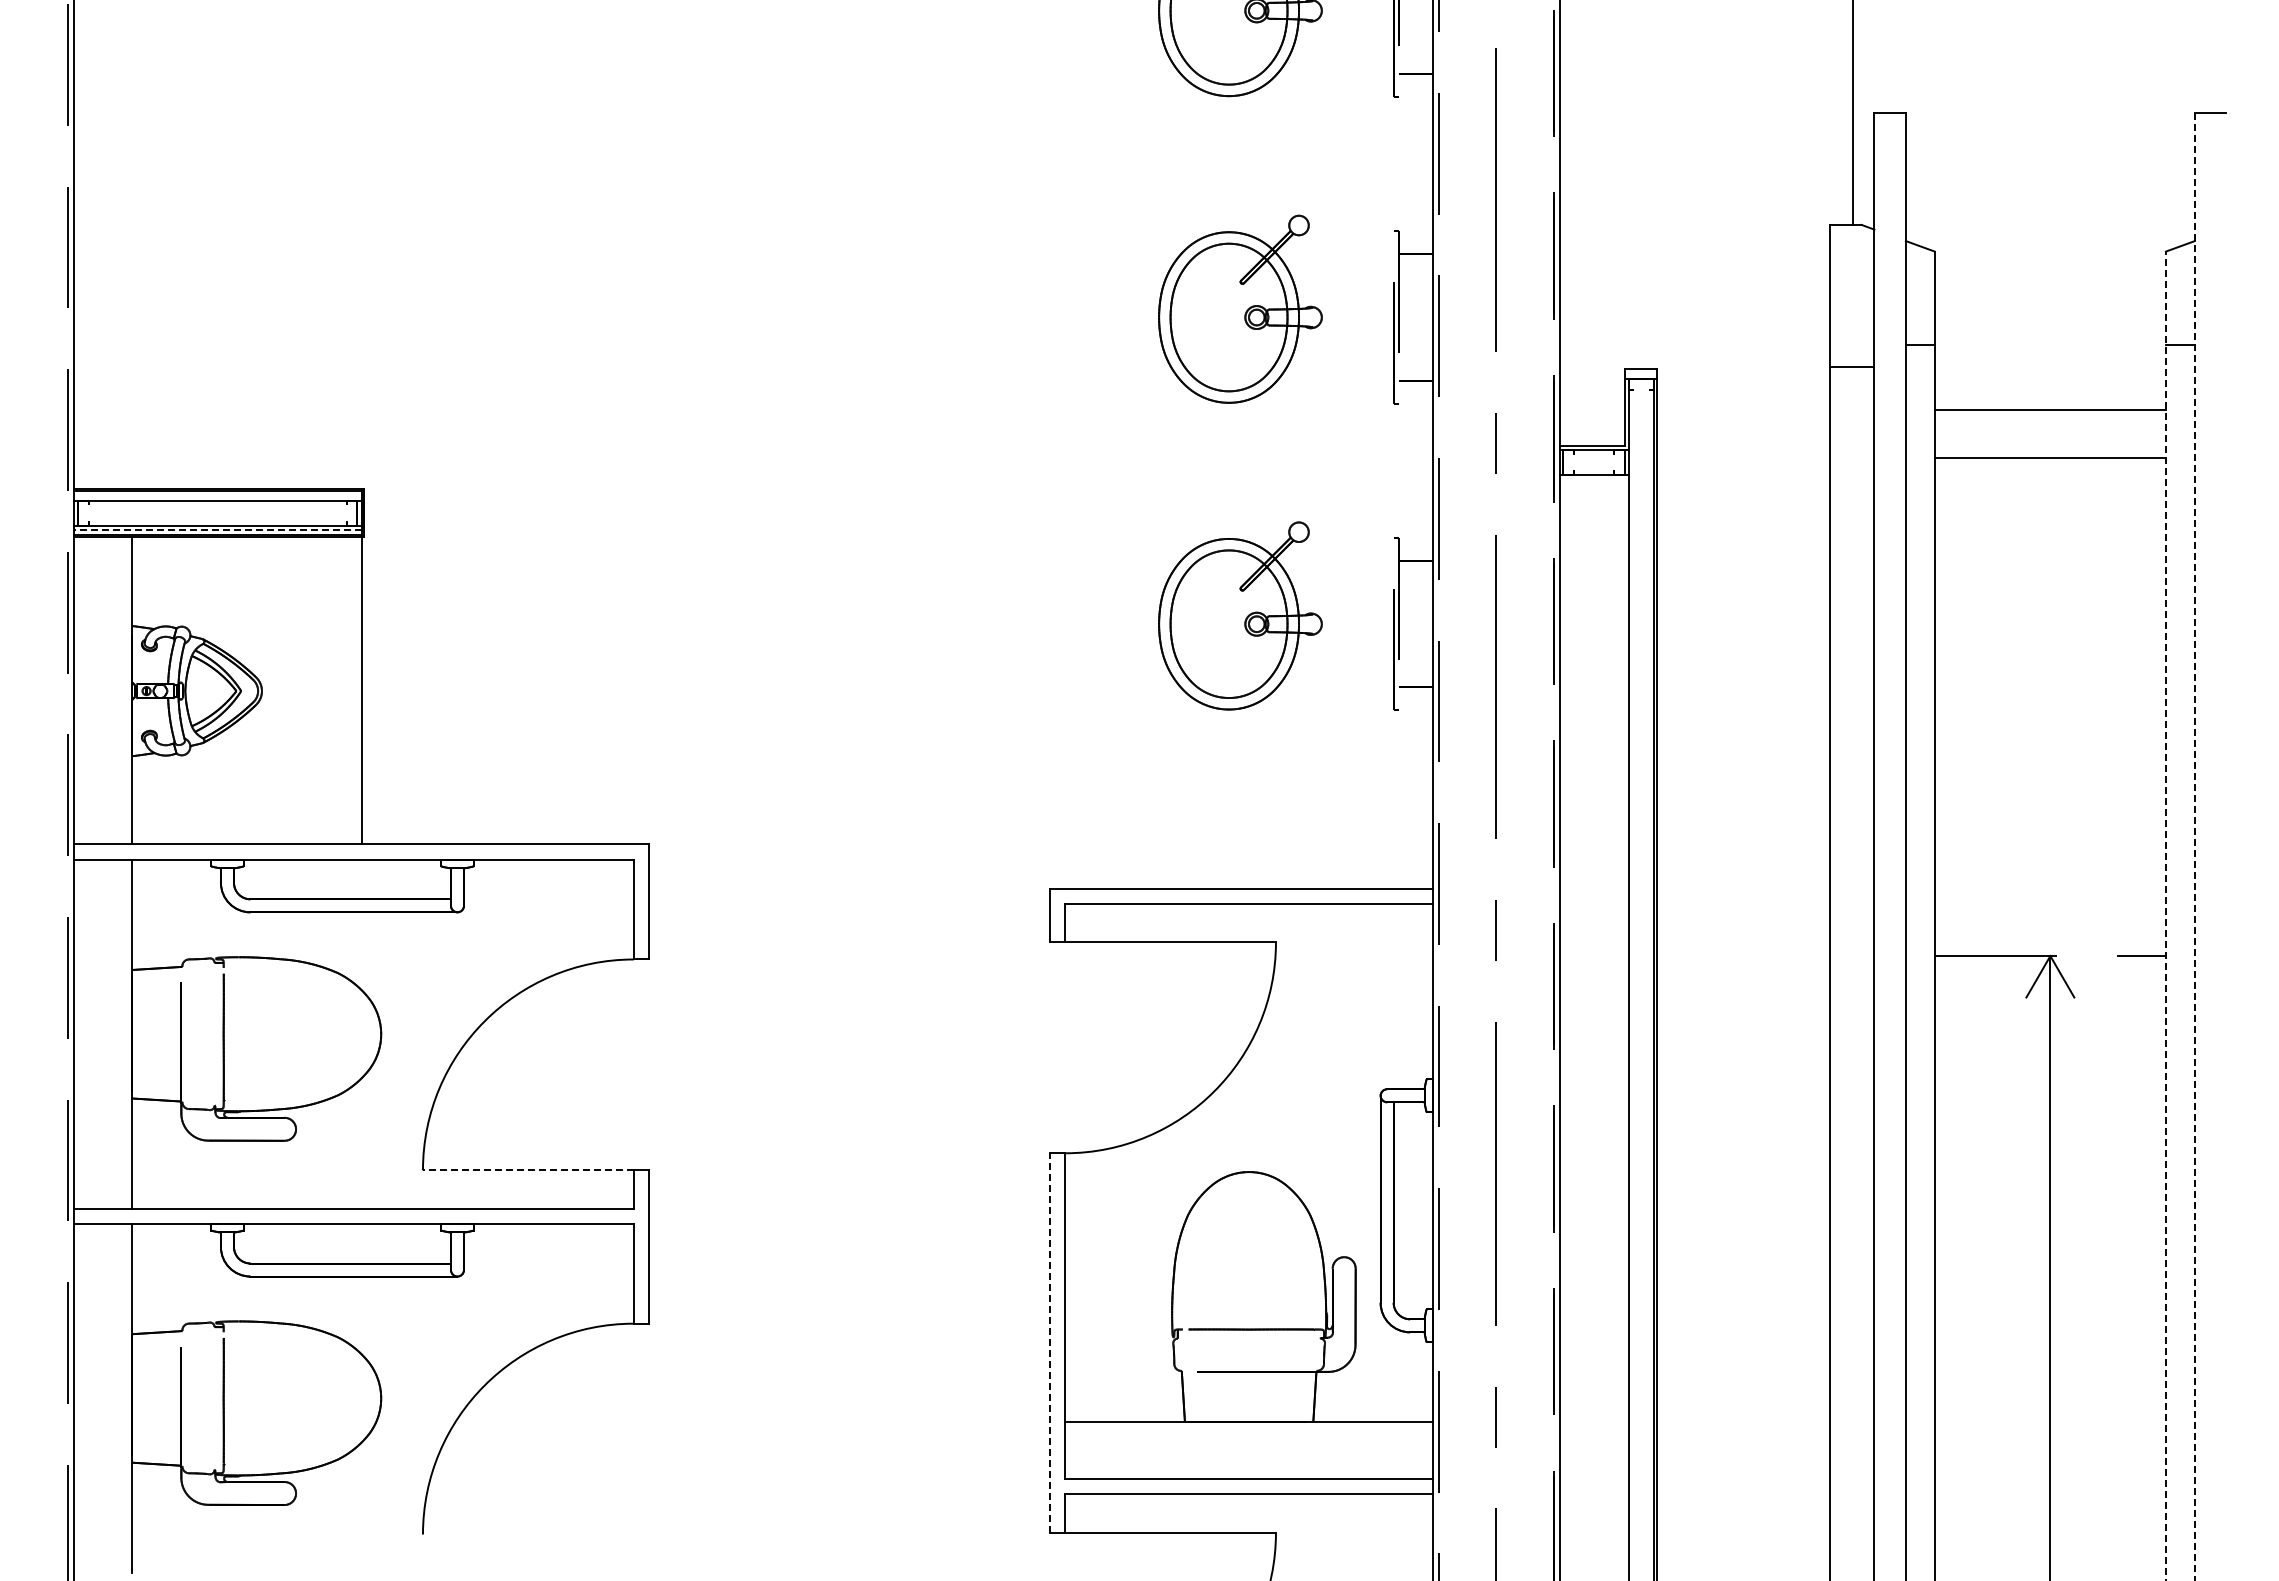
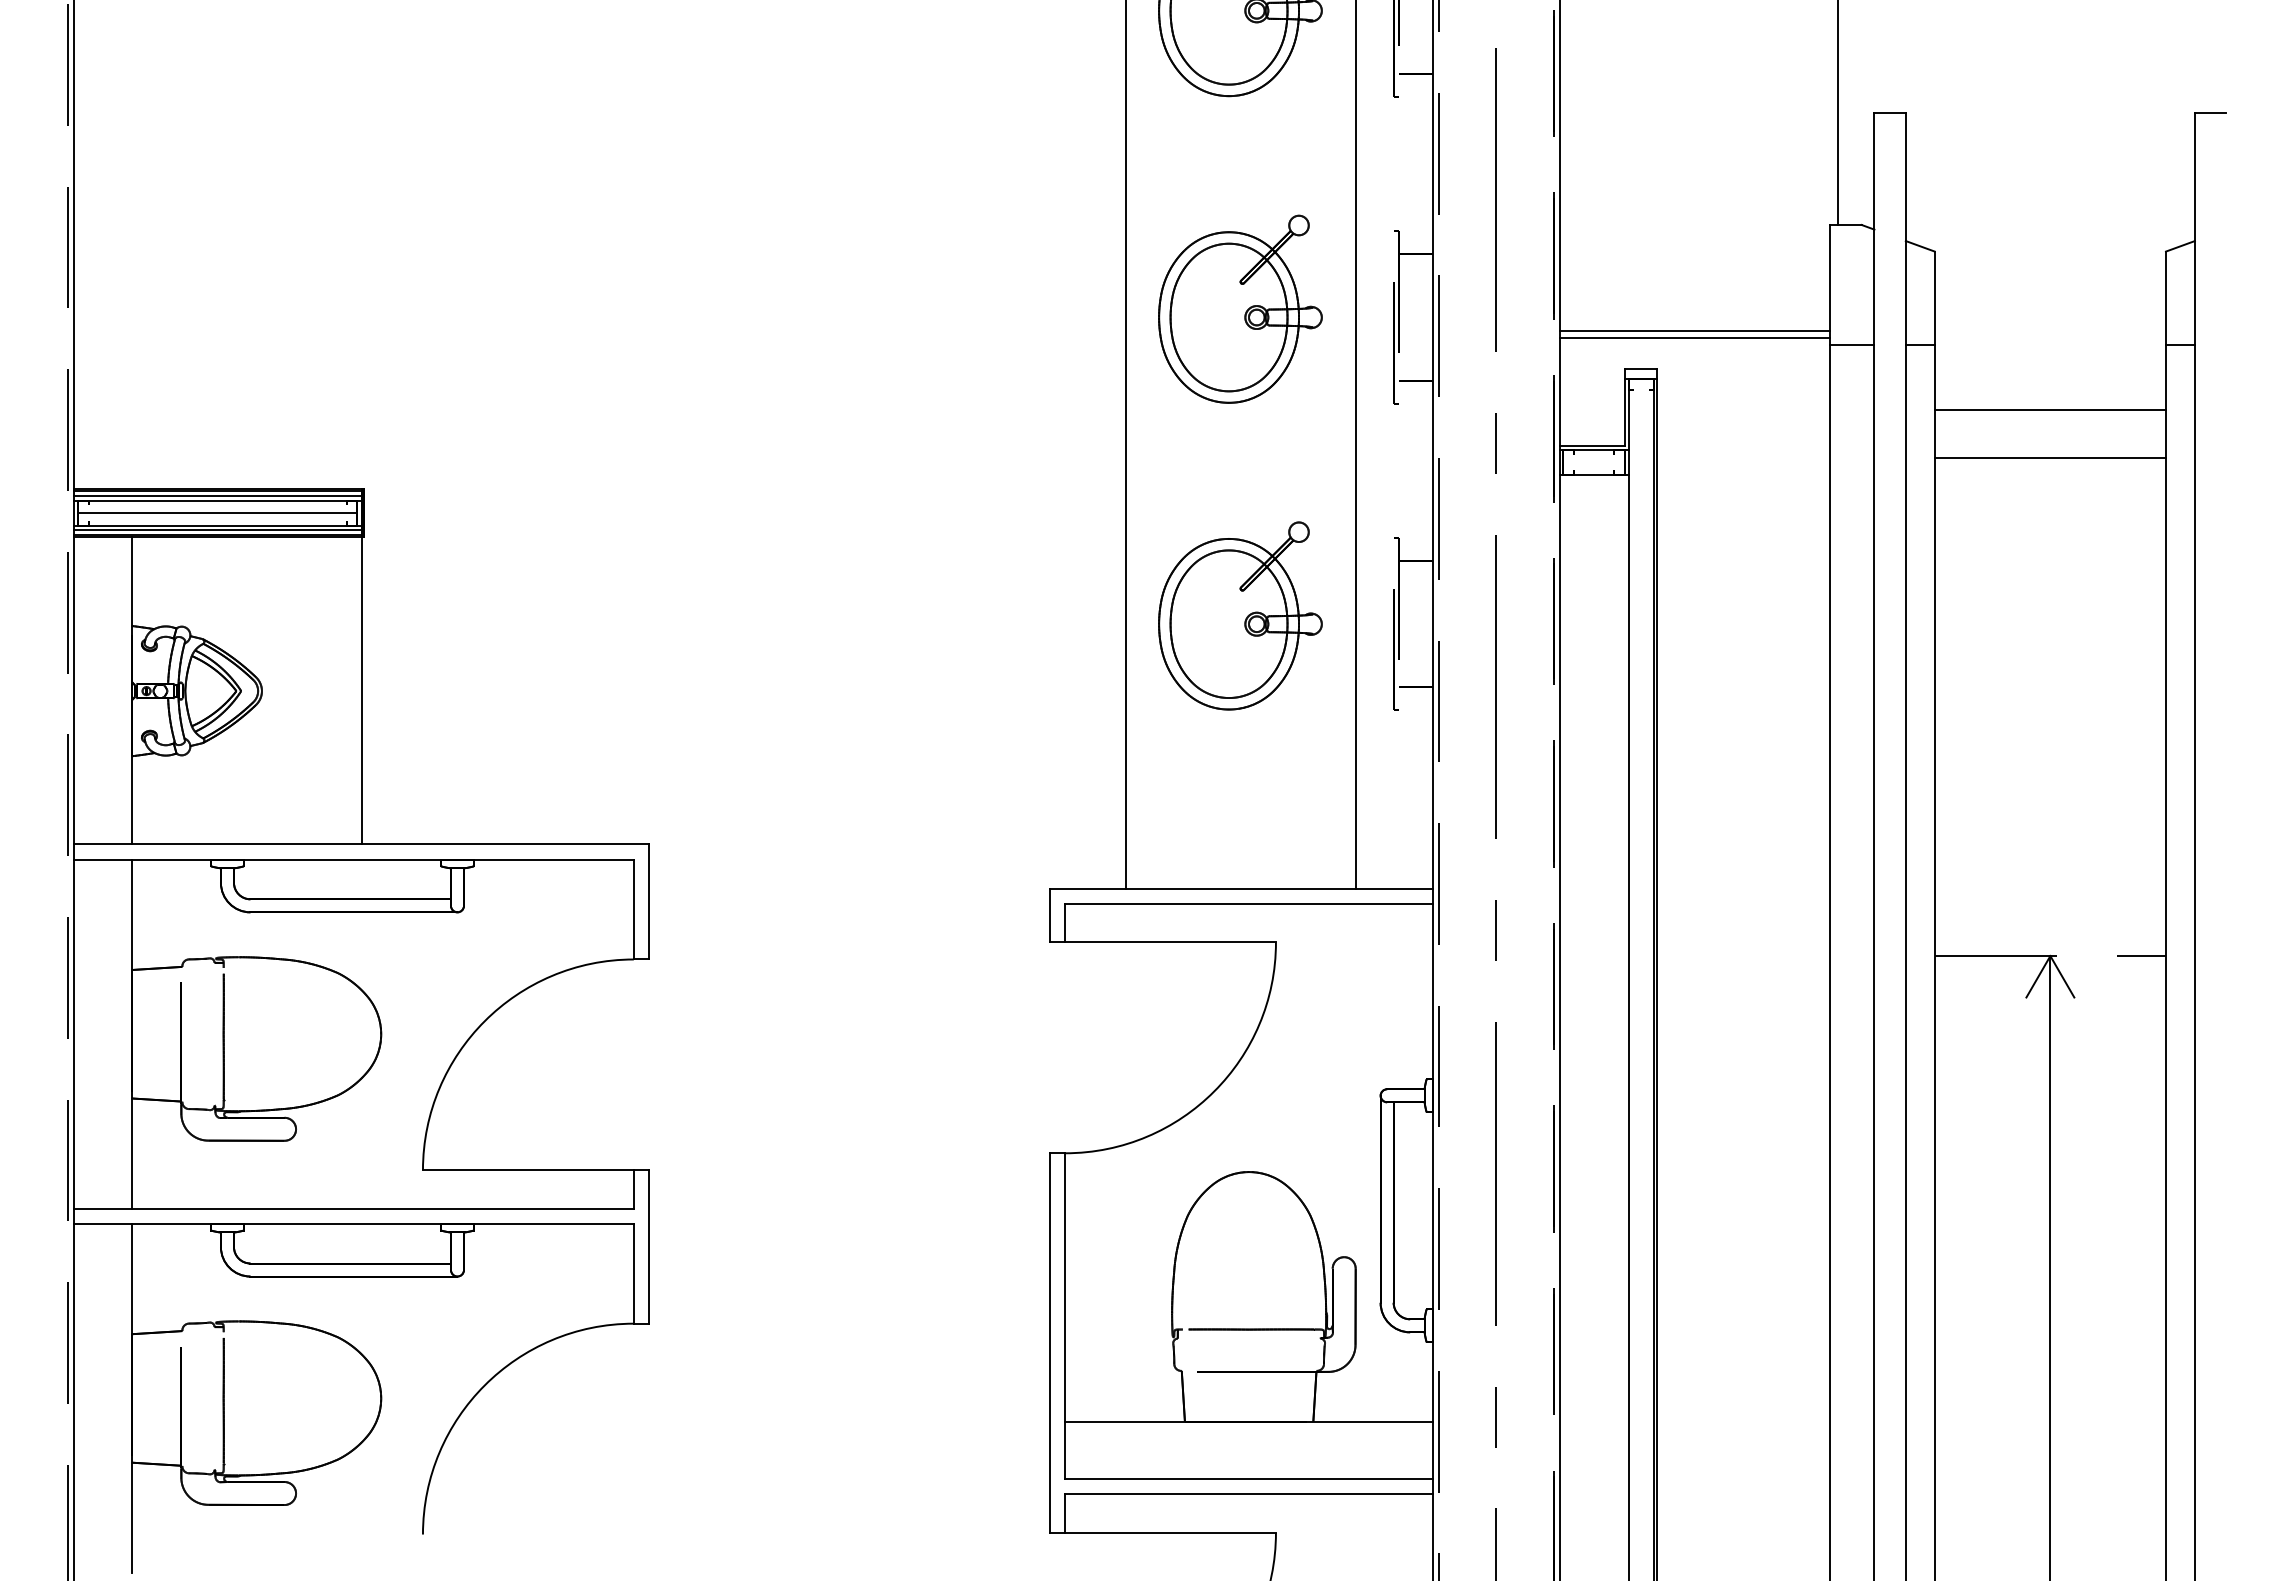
line position: (1852, 113) -> (1837, 113) (1837, 113)
line: none -> present (1694, 330)
line: none -> present (1694, 338)
line position: (1851, 366) -> (1851, 344) (1851, 344)
line: none -> present (1126, 445)
line: none -> present (1356, 445)
line: none -> present (217, 495)
line: none -> present (217, 513)
line: dashed -> solid (217, 530)
line: dashed -> solid (2194, 846)
line: dashed -> solid (2165, 915)
line: dashed -> solid (527, 1170)
line: dashed -> solid (1049, 1343)
